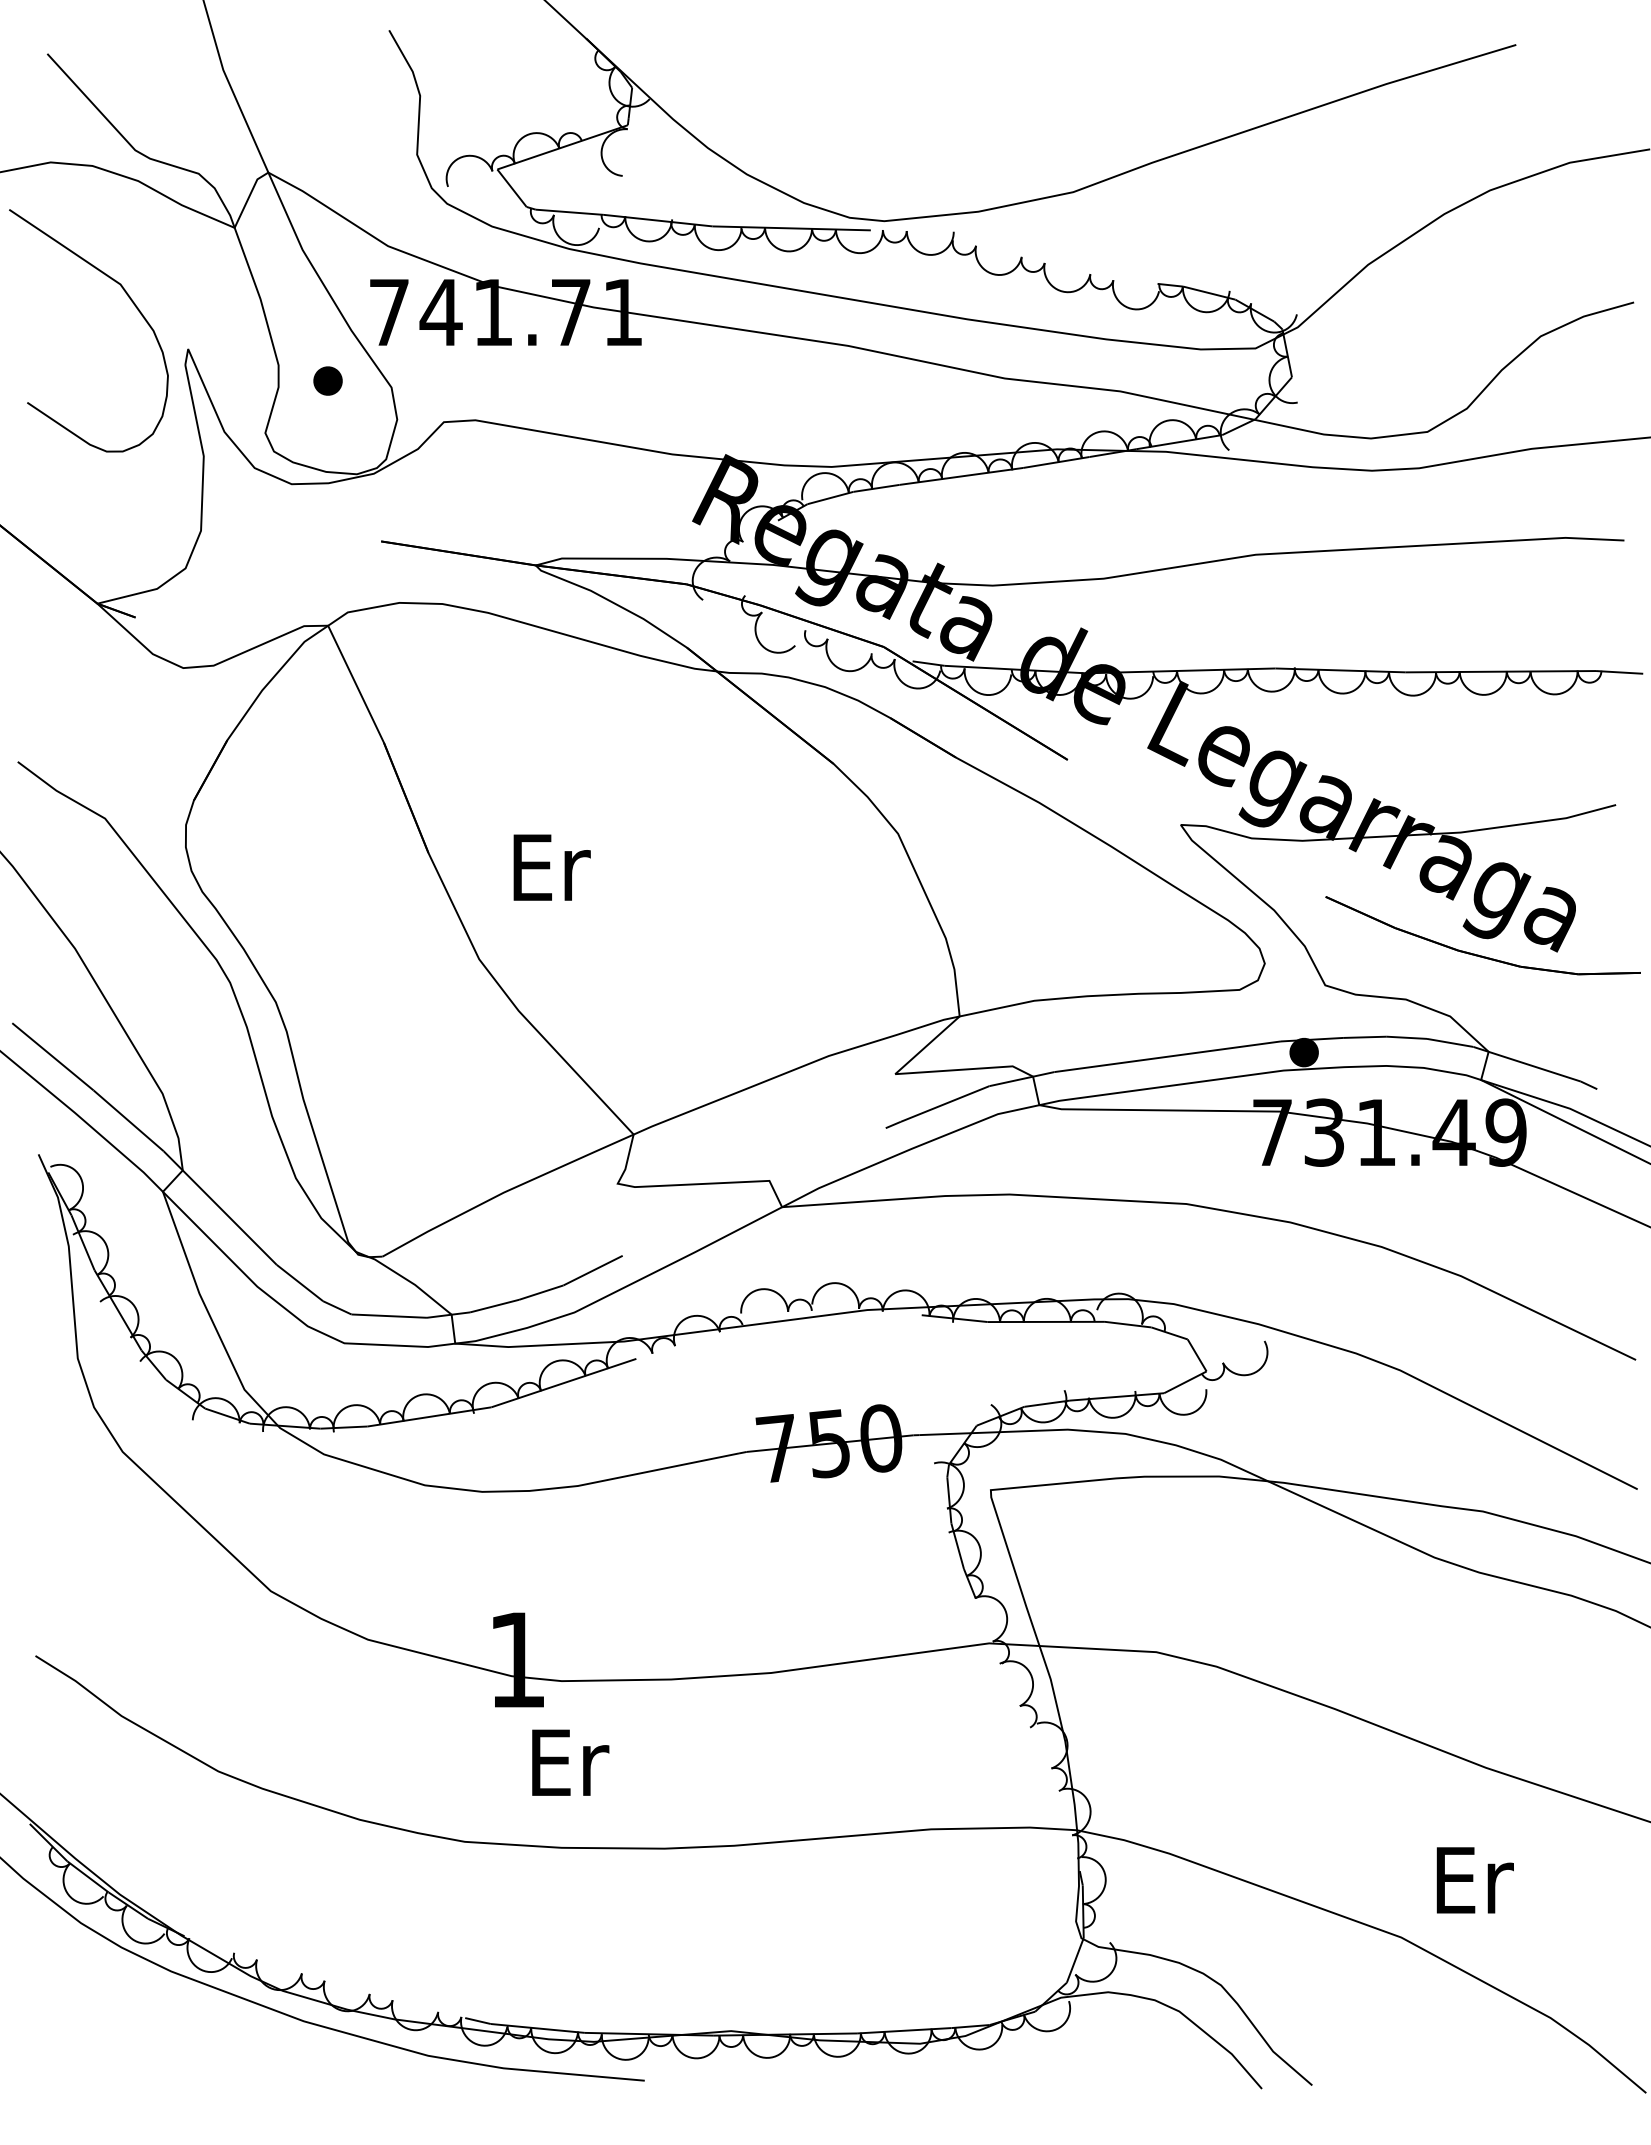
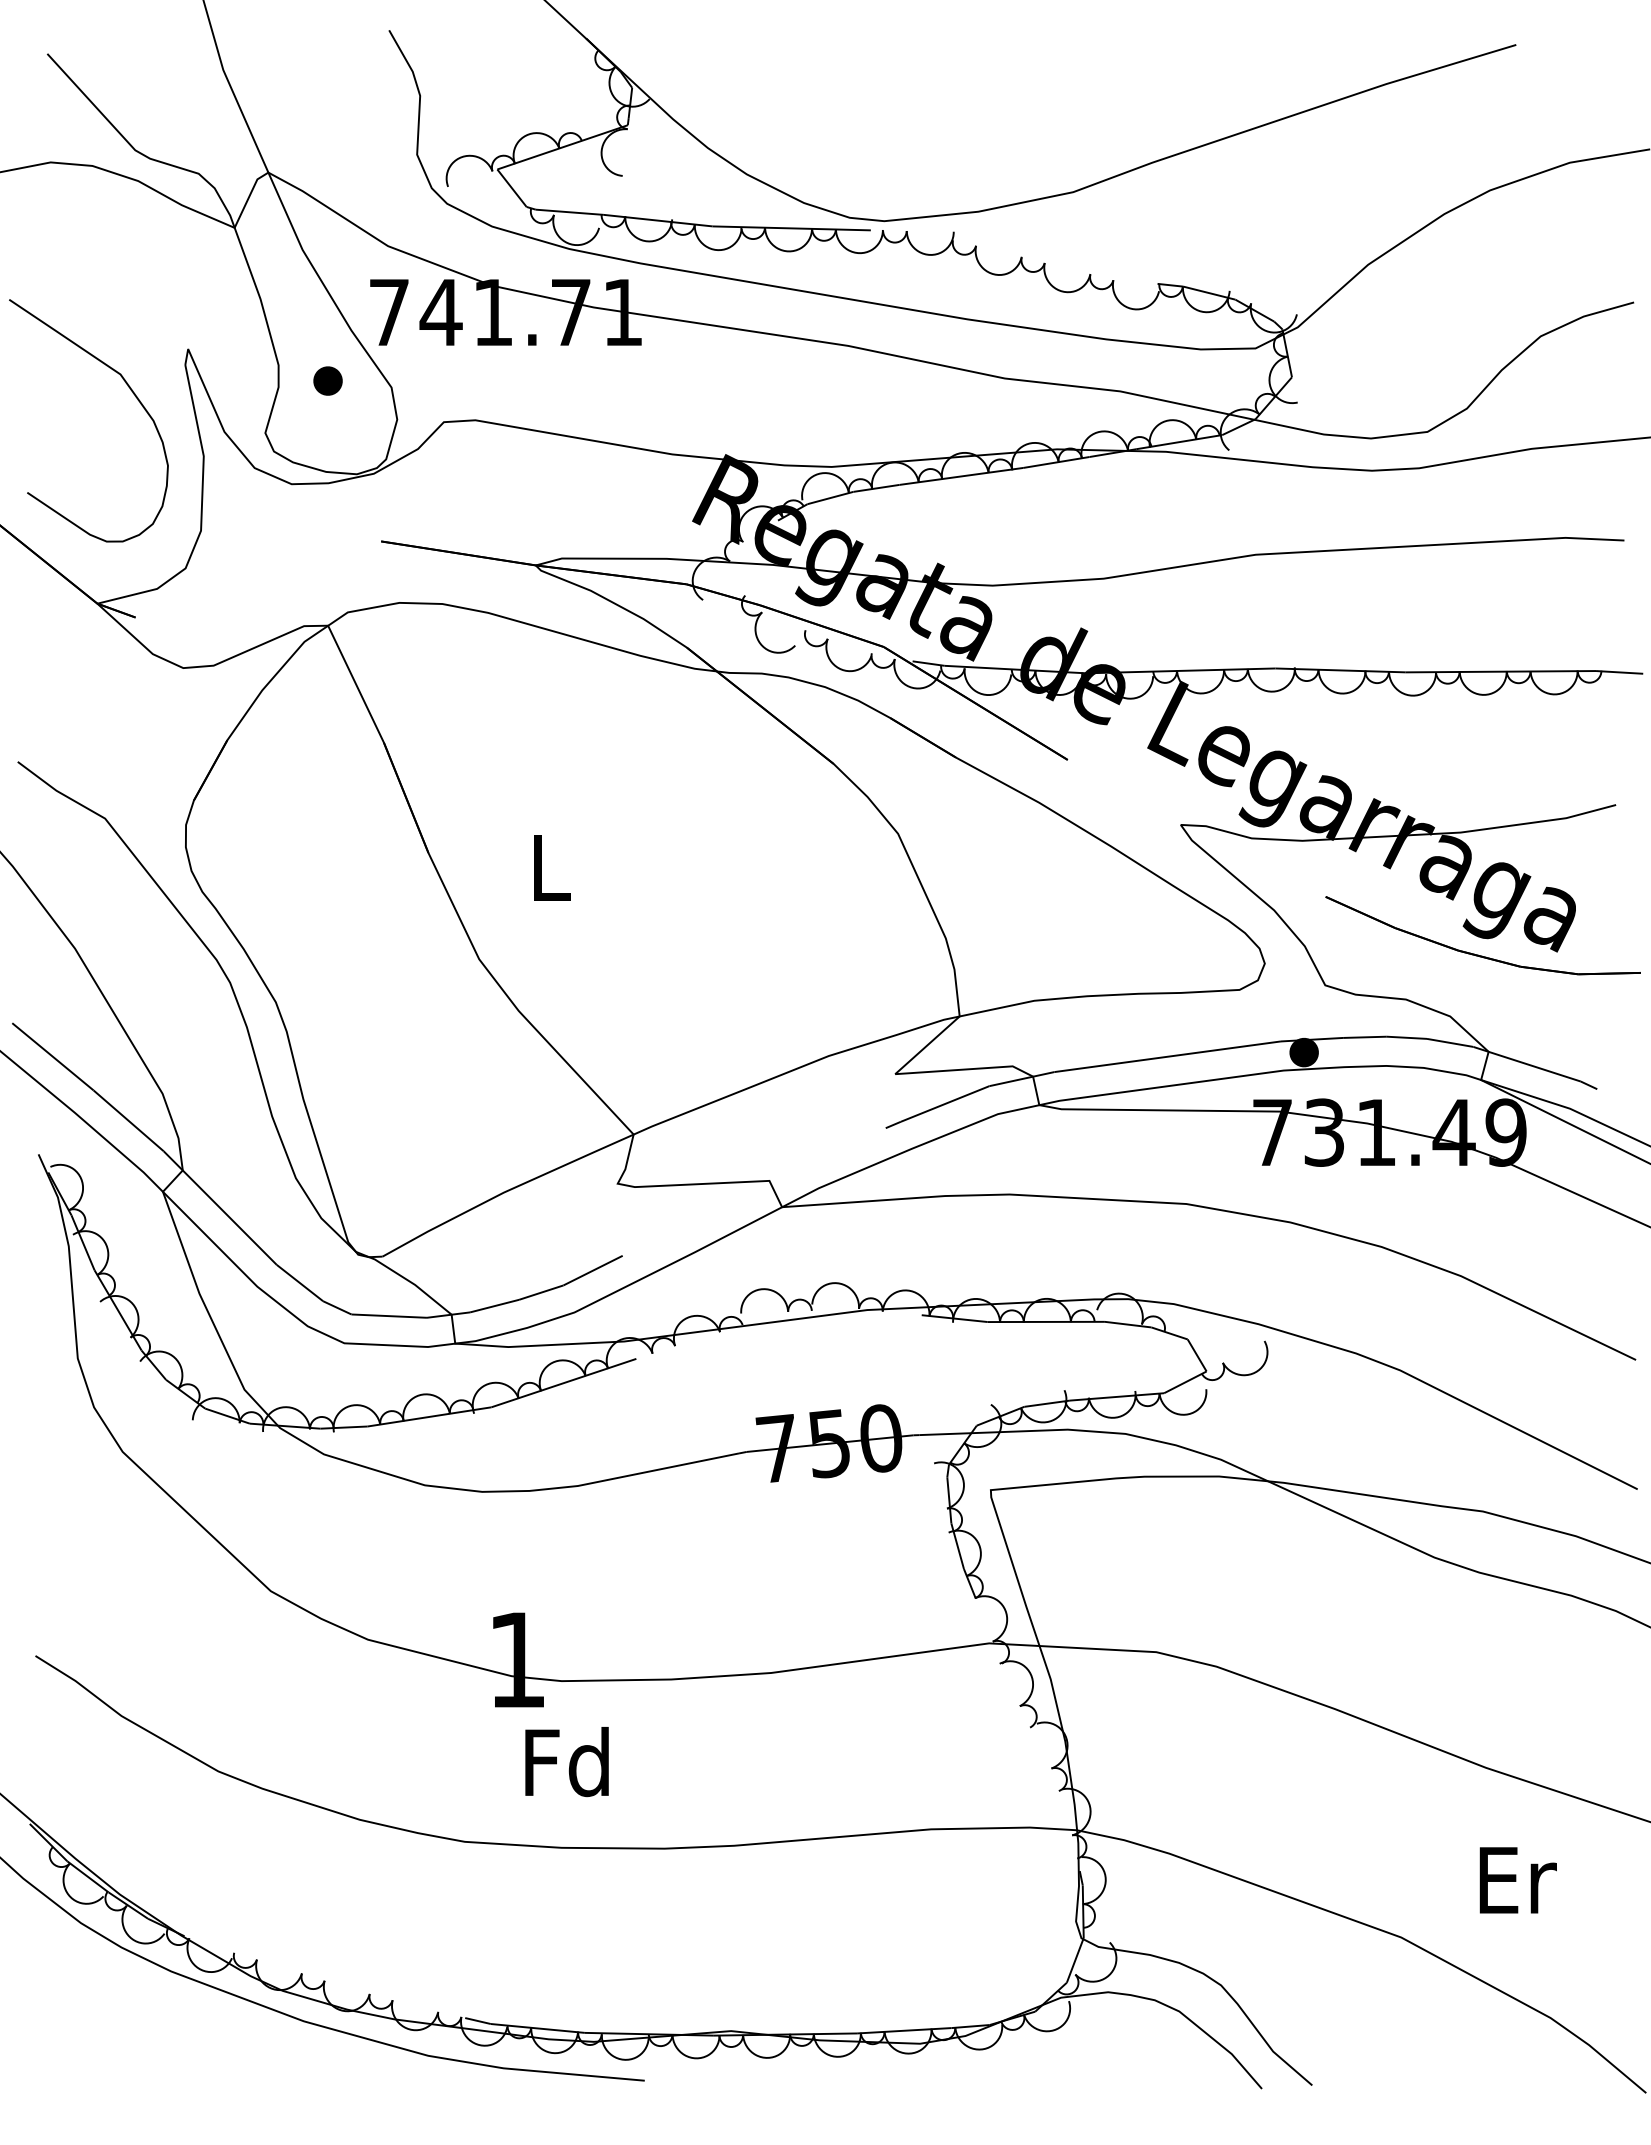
curve position: (130, 300) -> (130, 390) (130, 390)
text: Er -> L (551, 867)
text: Er -> Fd (567, 1762)
text position: (1474, 1880) -> (1517, 1880) (1517, 1880)
